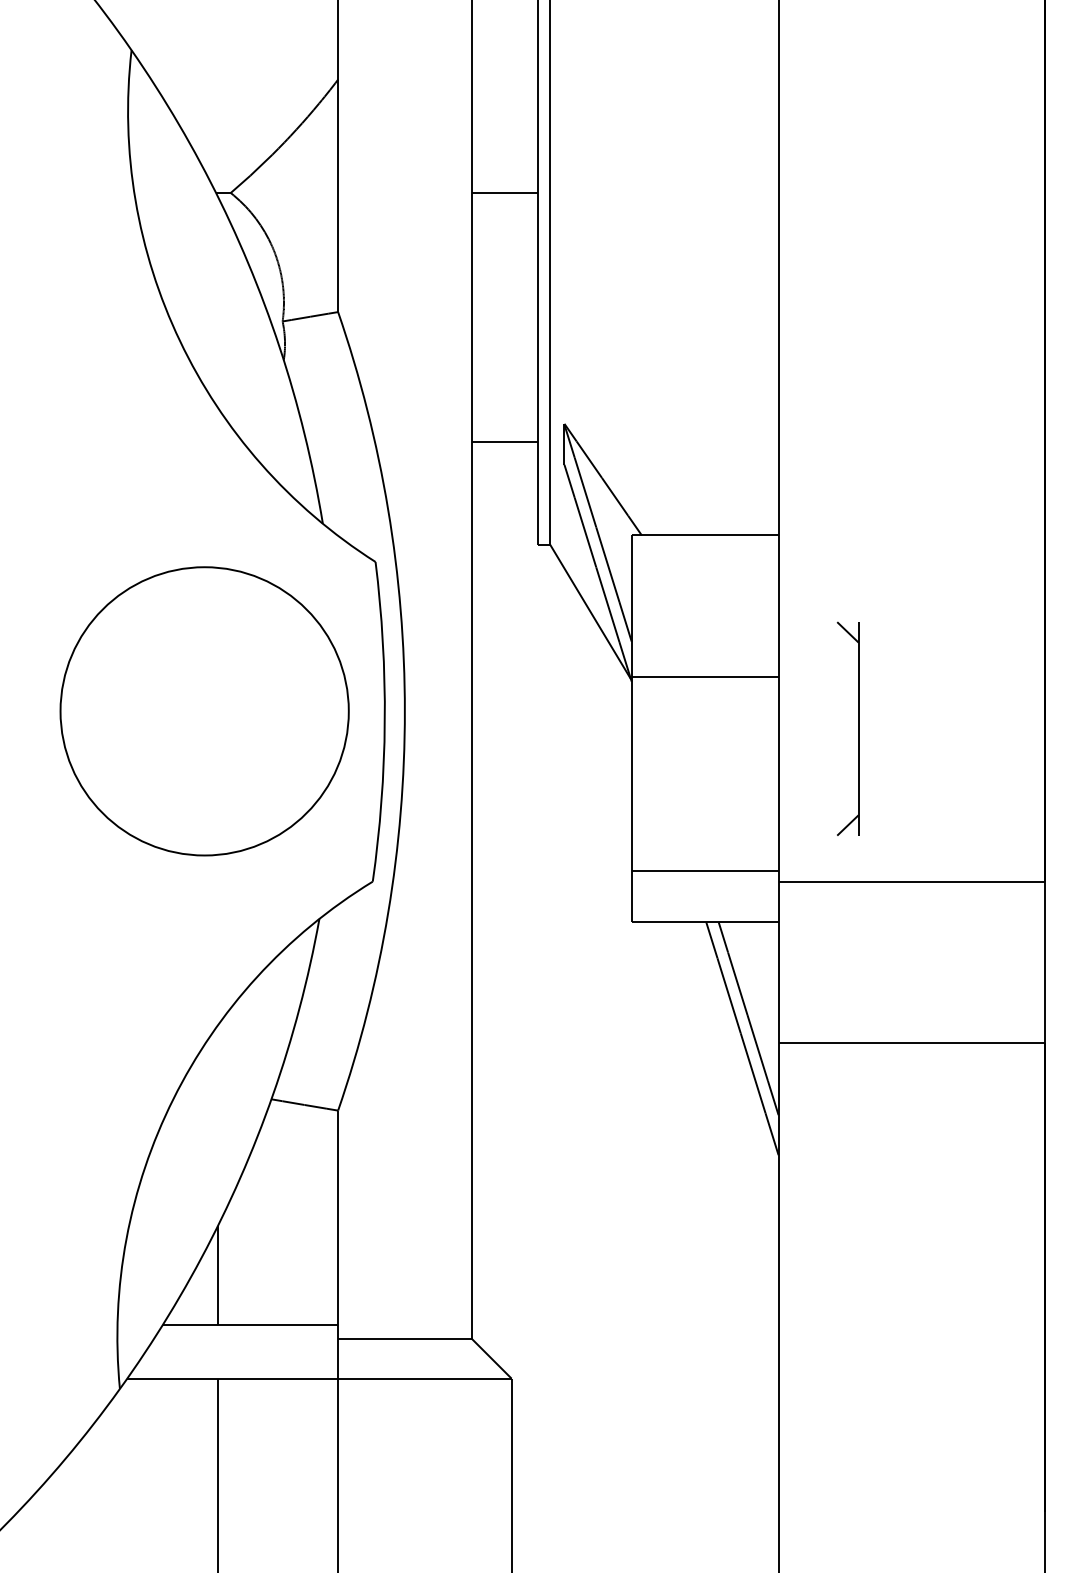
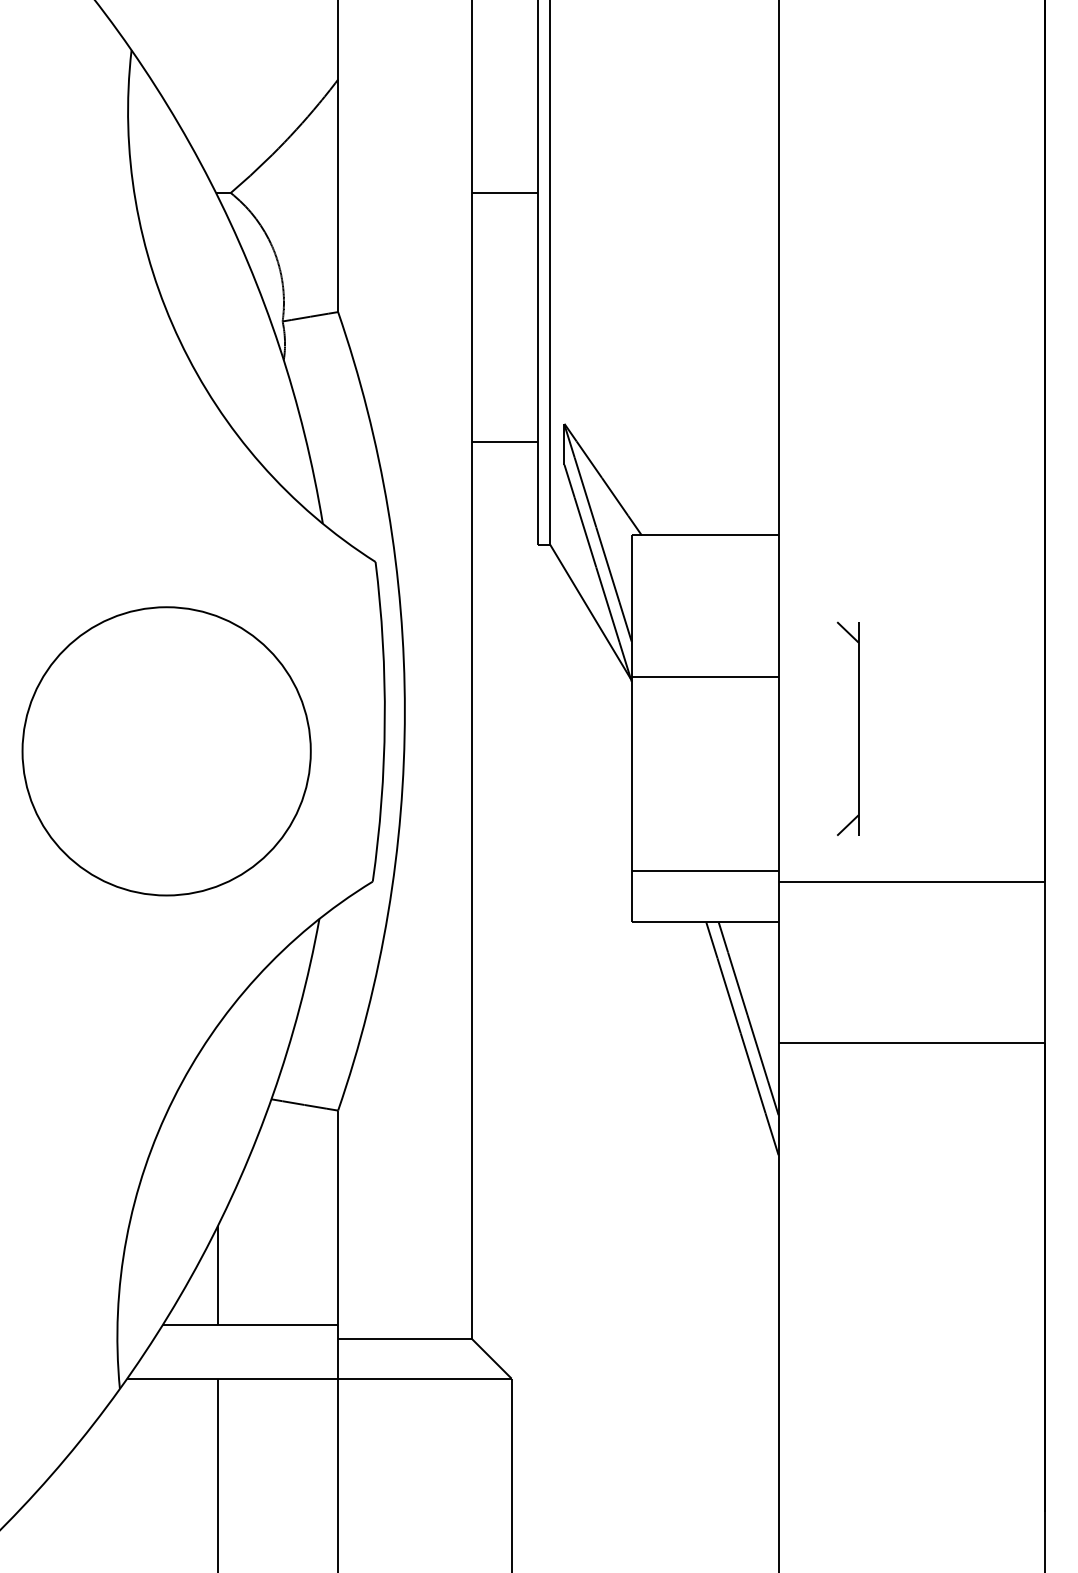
part position: (204, 711) -> (166, 751) (166, 751)
